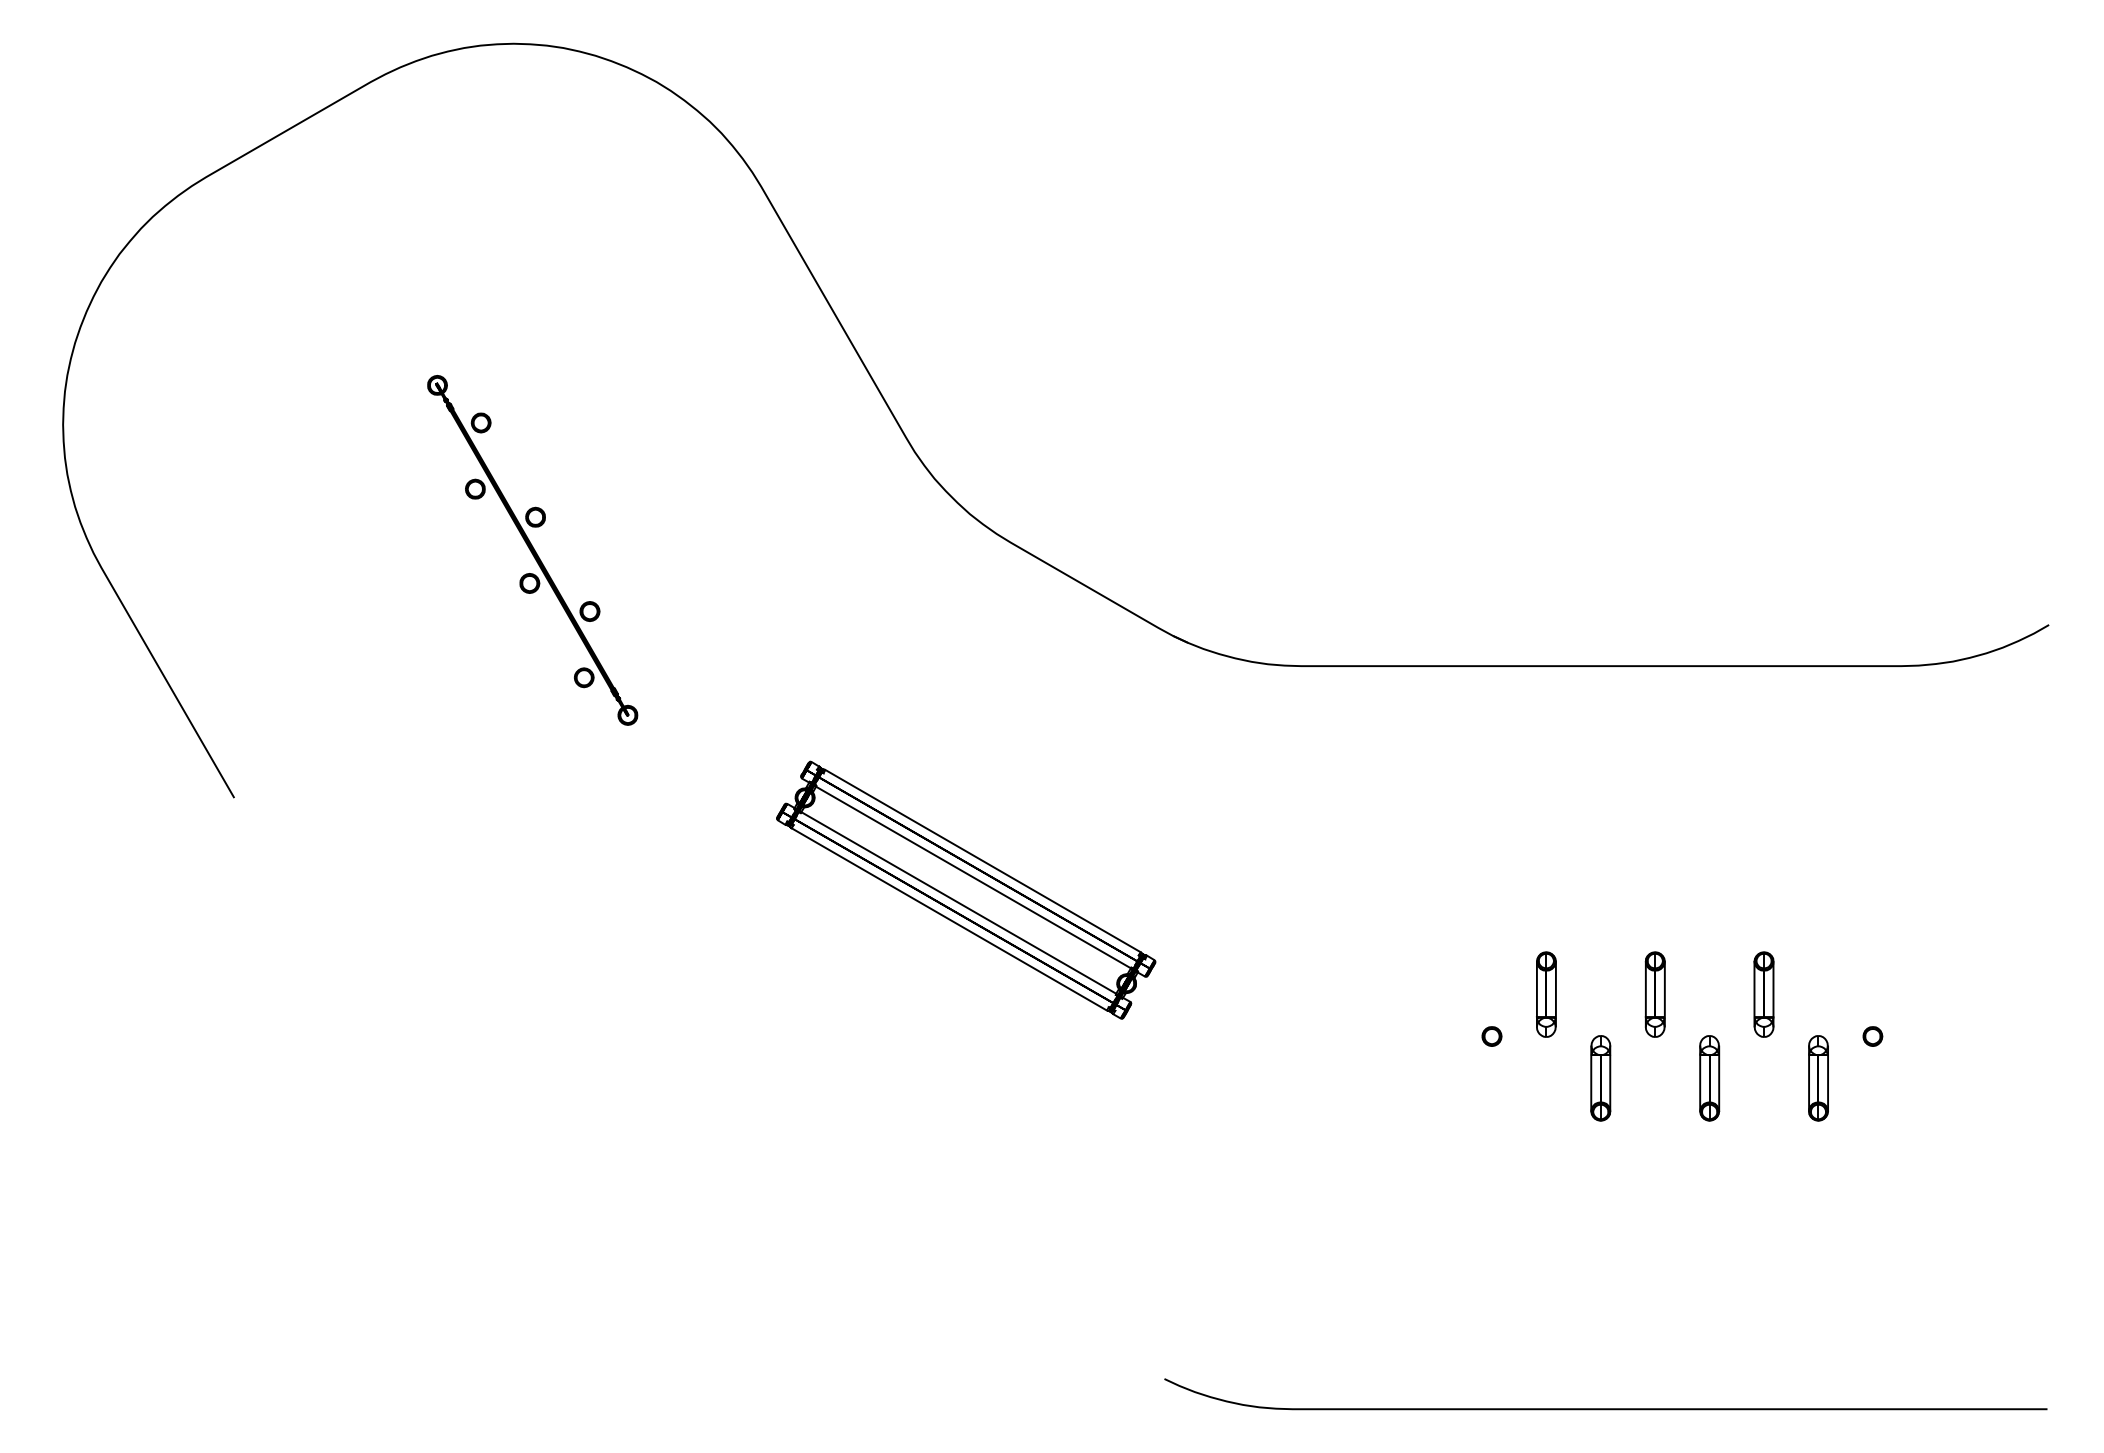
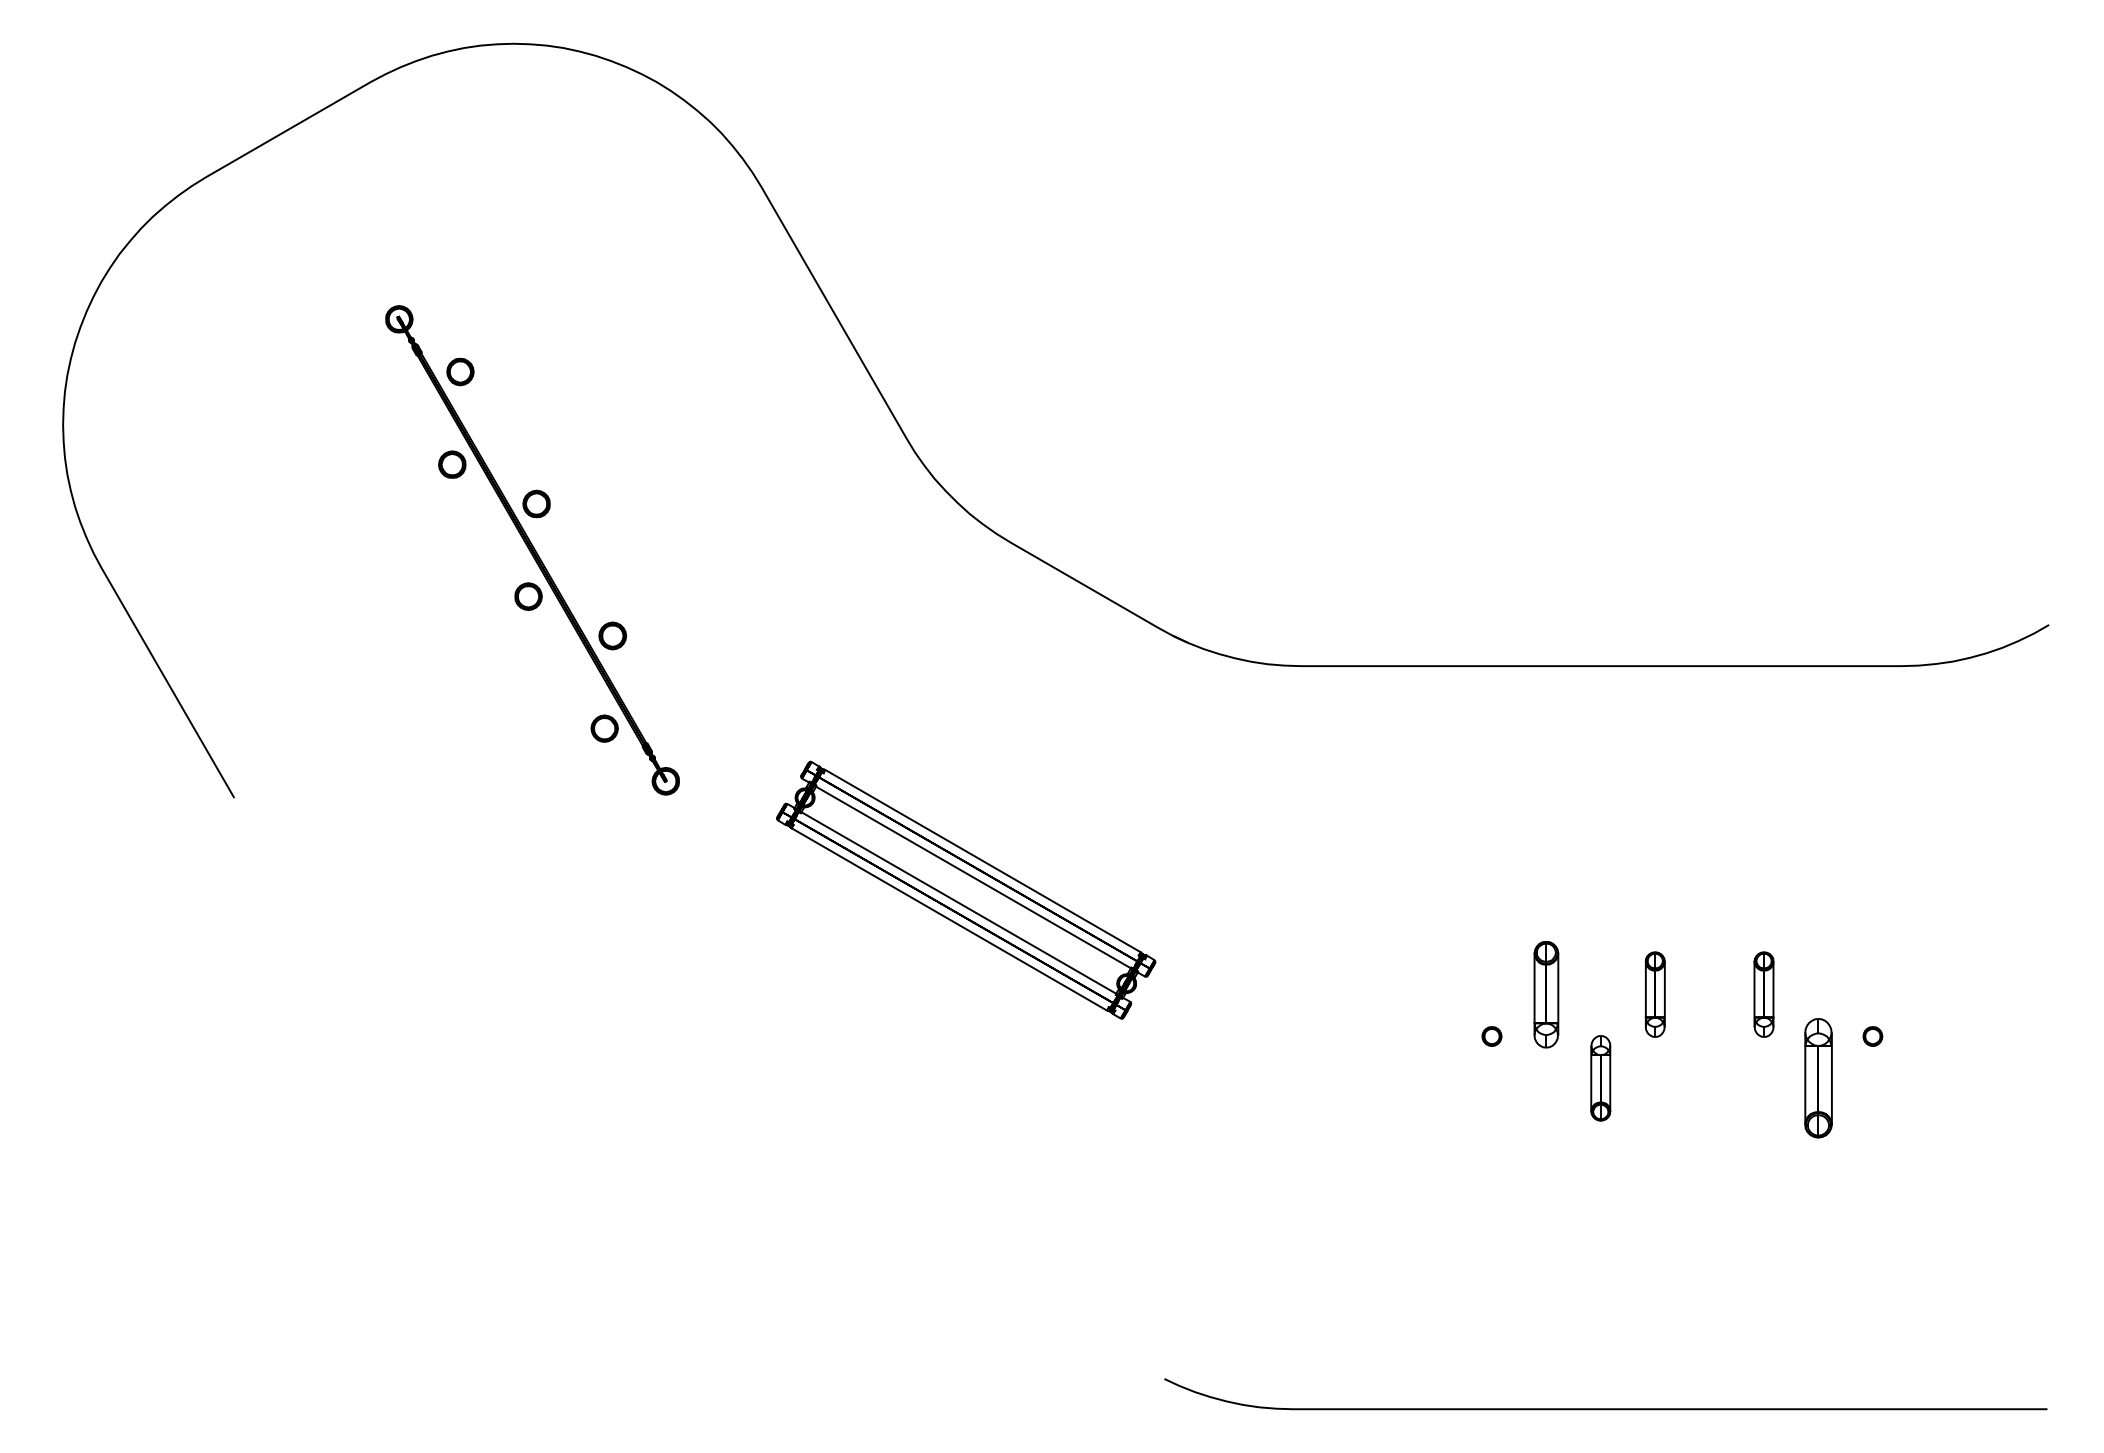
part size: 212x351 px -> 295x491 px (532, 550)
part size: 21x87 px -> 27x108 px (1546, 994)
part: present -> none (1709, 1078)
part size: 21x87 px -> 29x121 px (1818, 1078)
